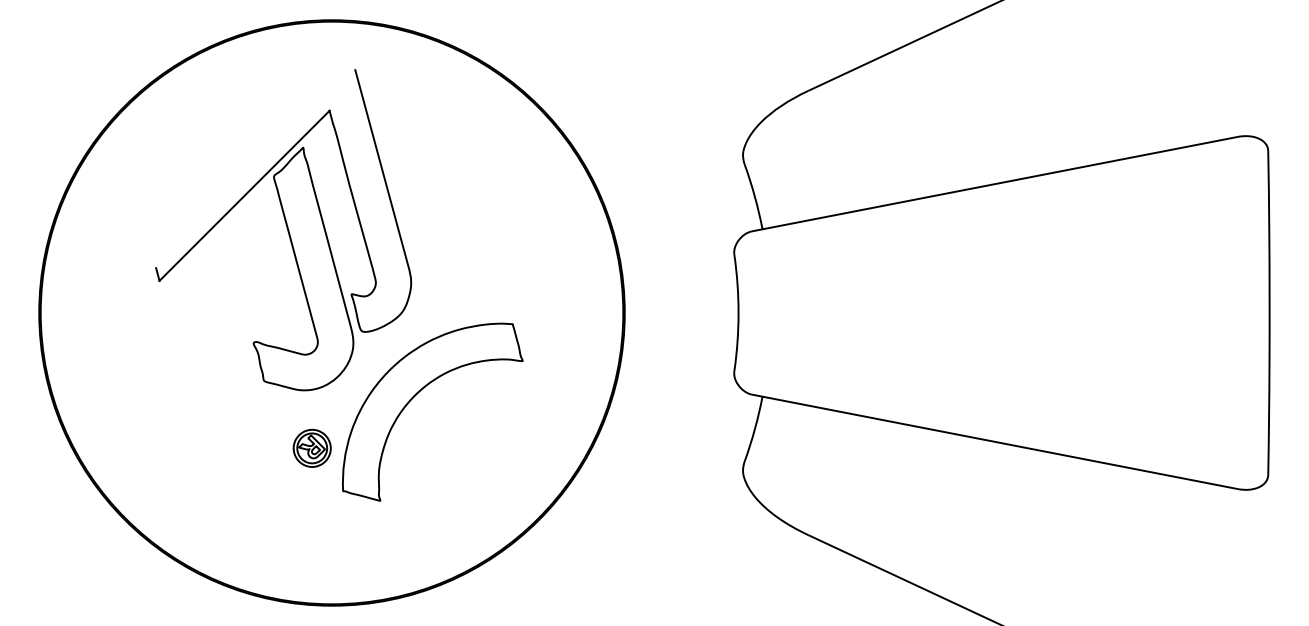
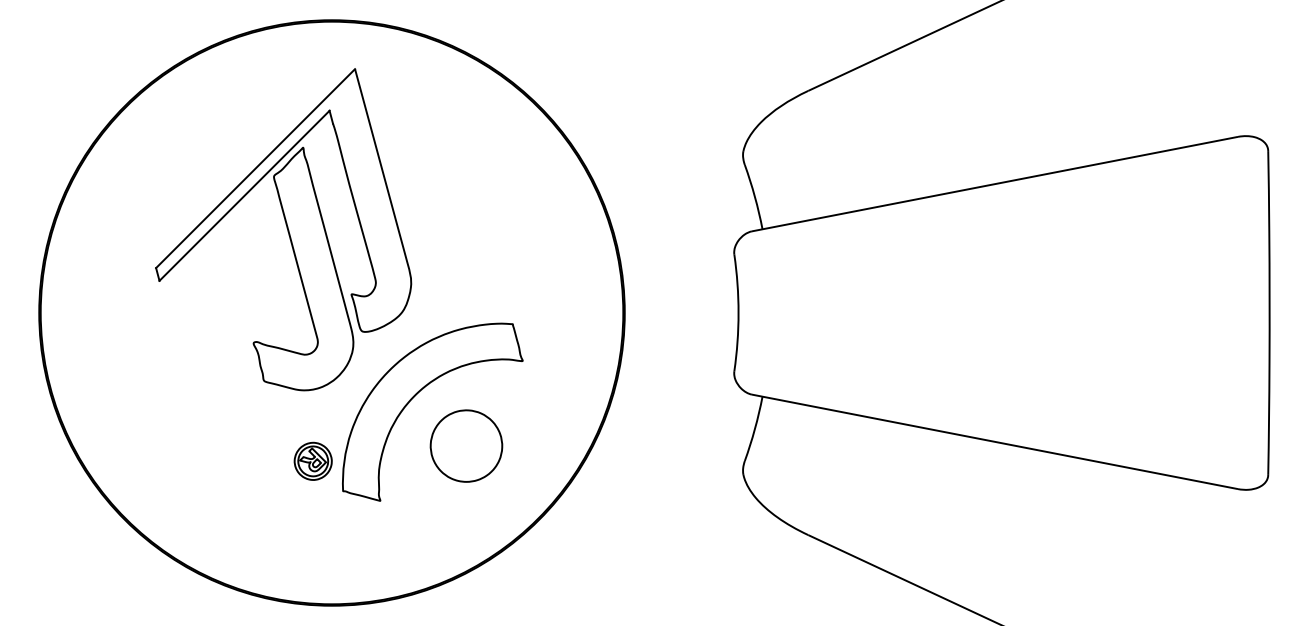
line: none -> present (255, 168)
part: none -> present (466, 445)
part position: (311, 447) -> (312, 460) (312, 460)
